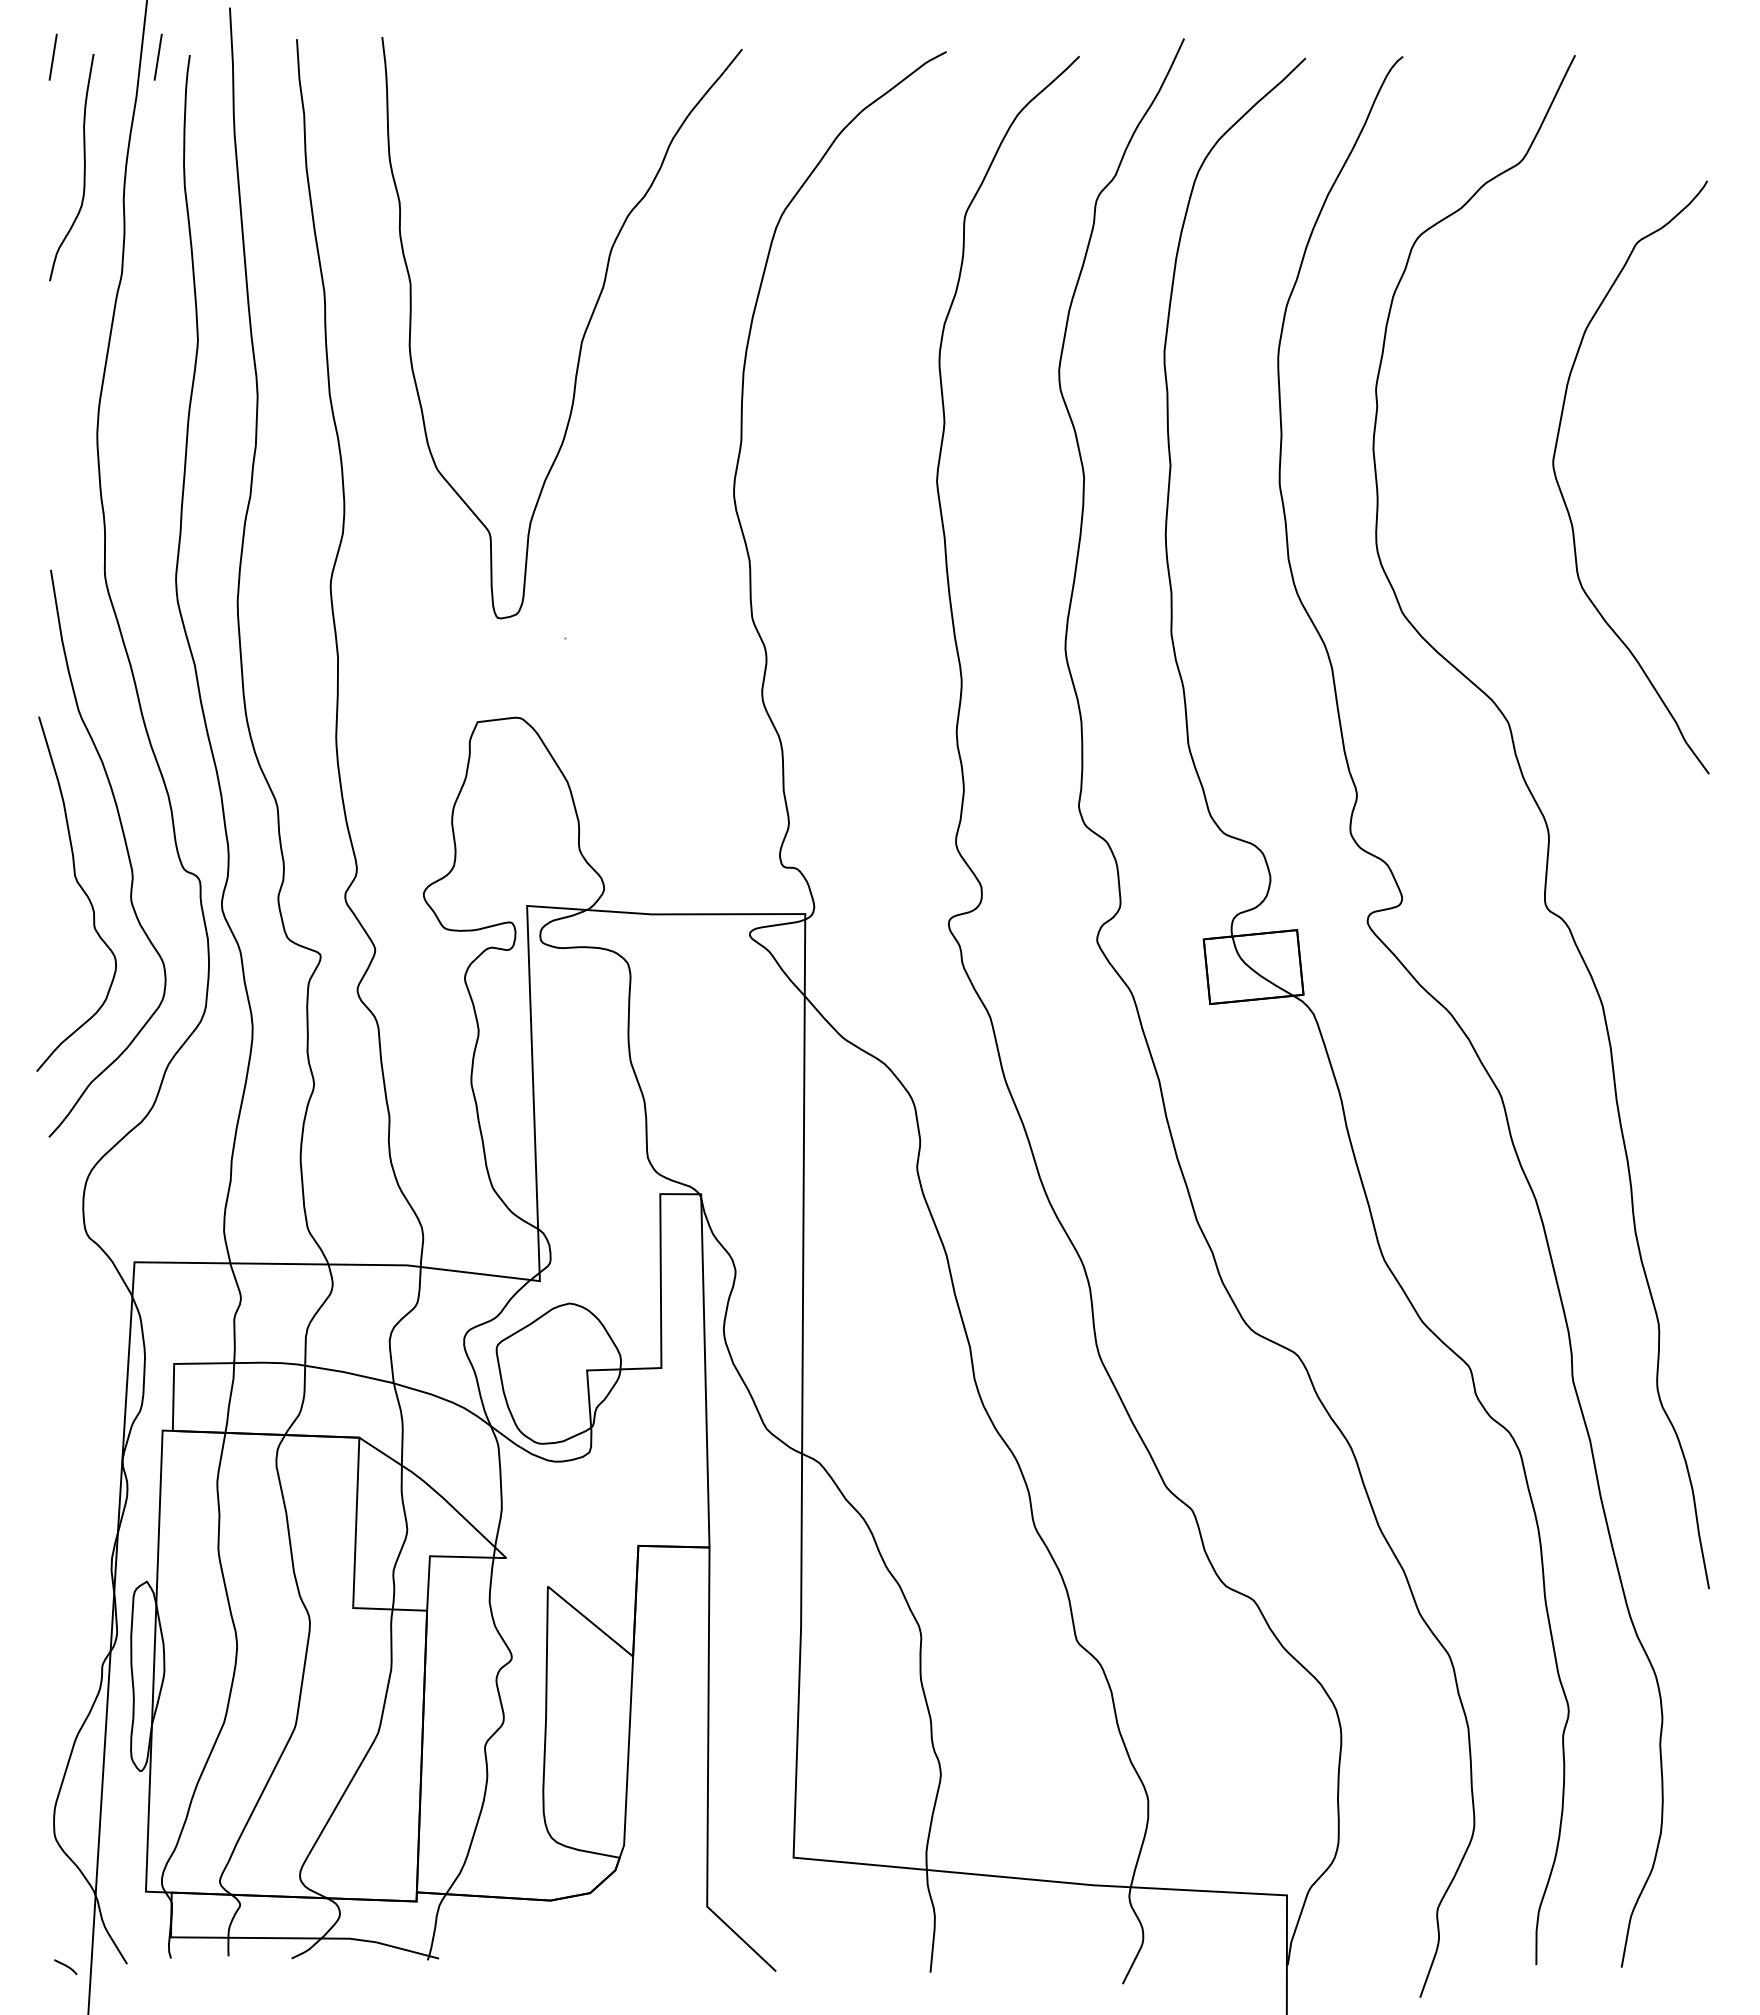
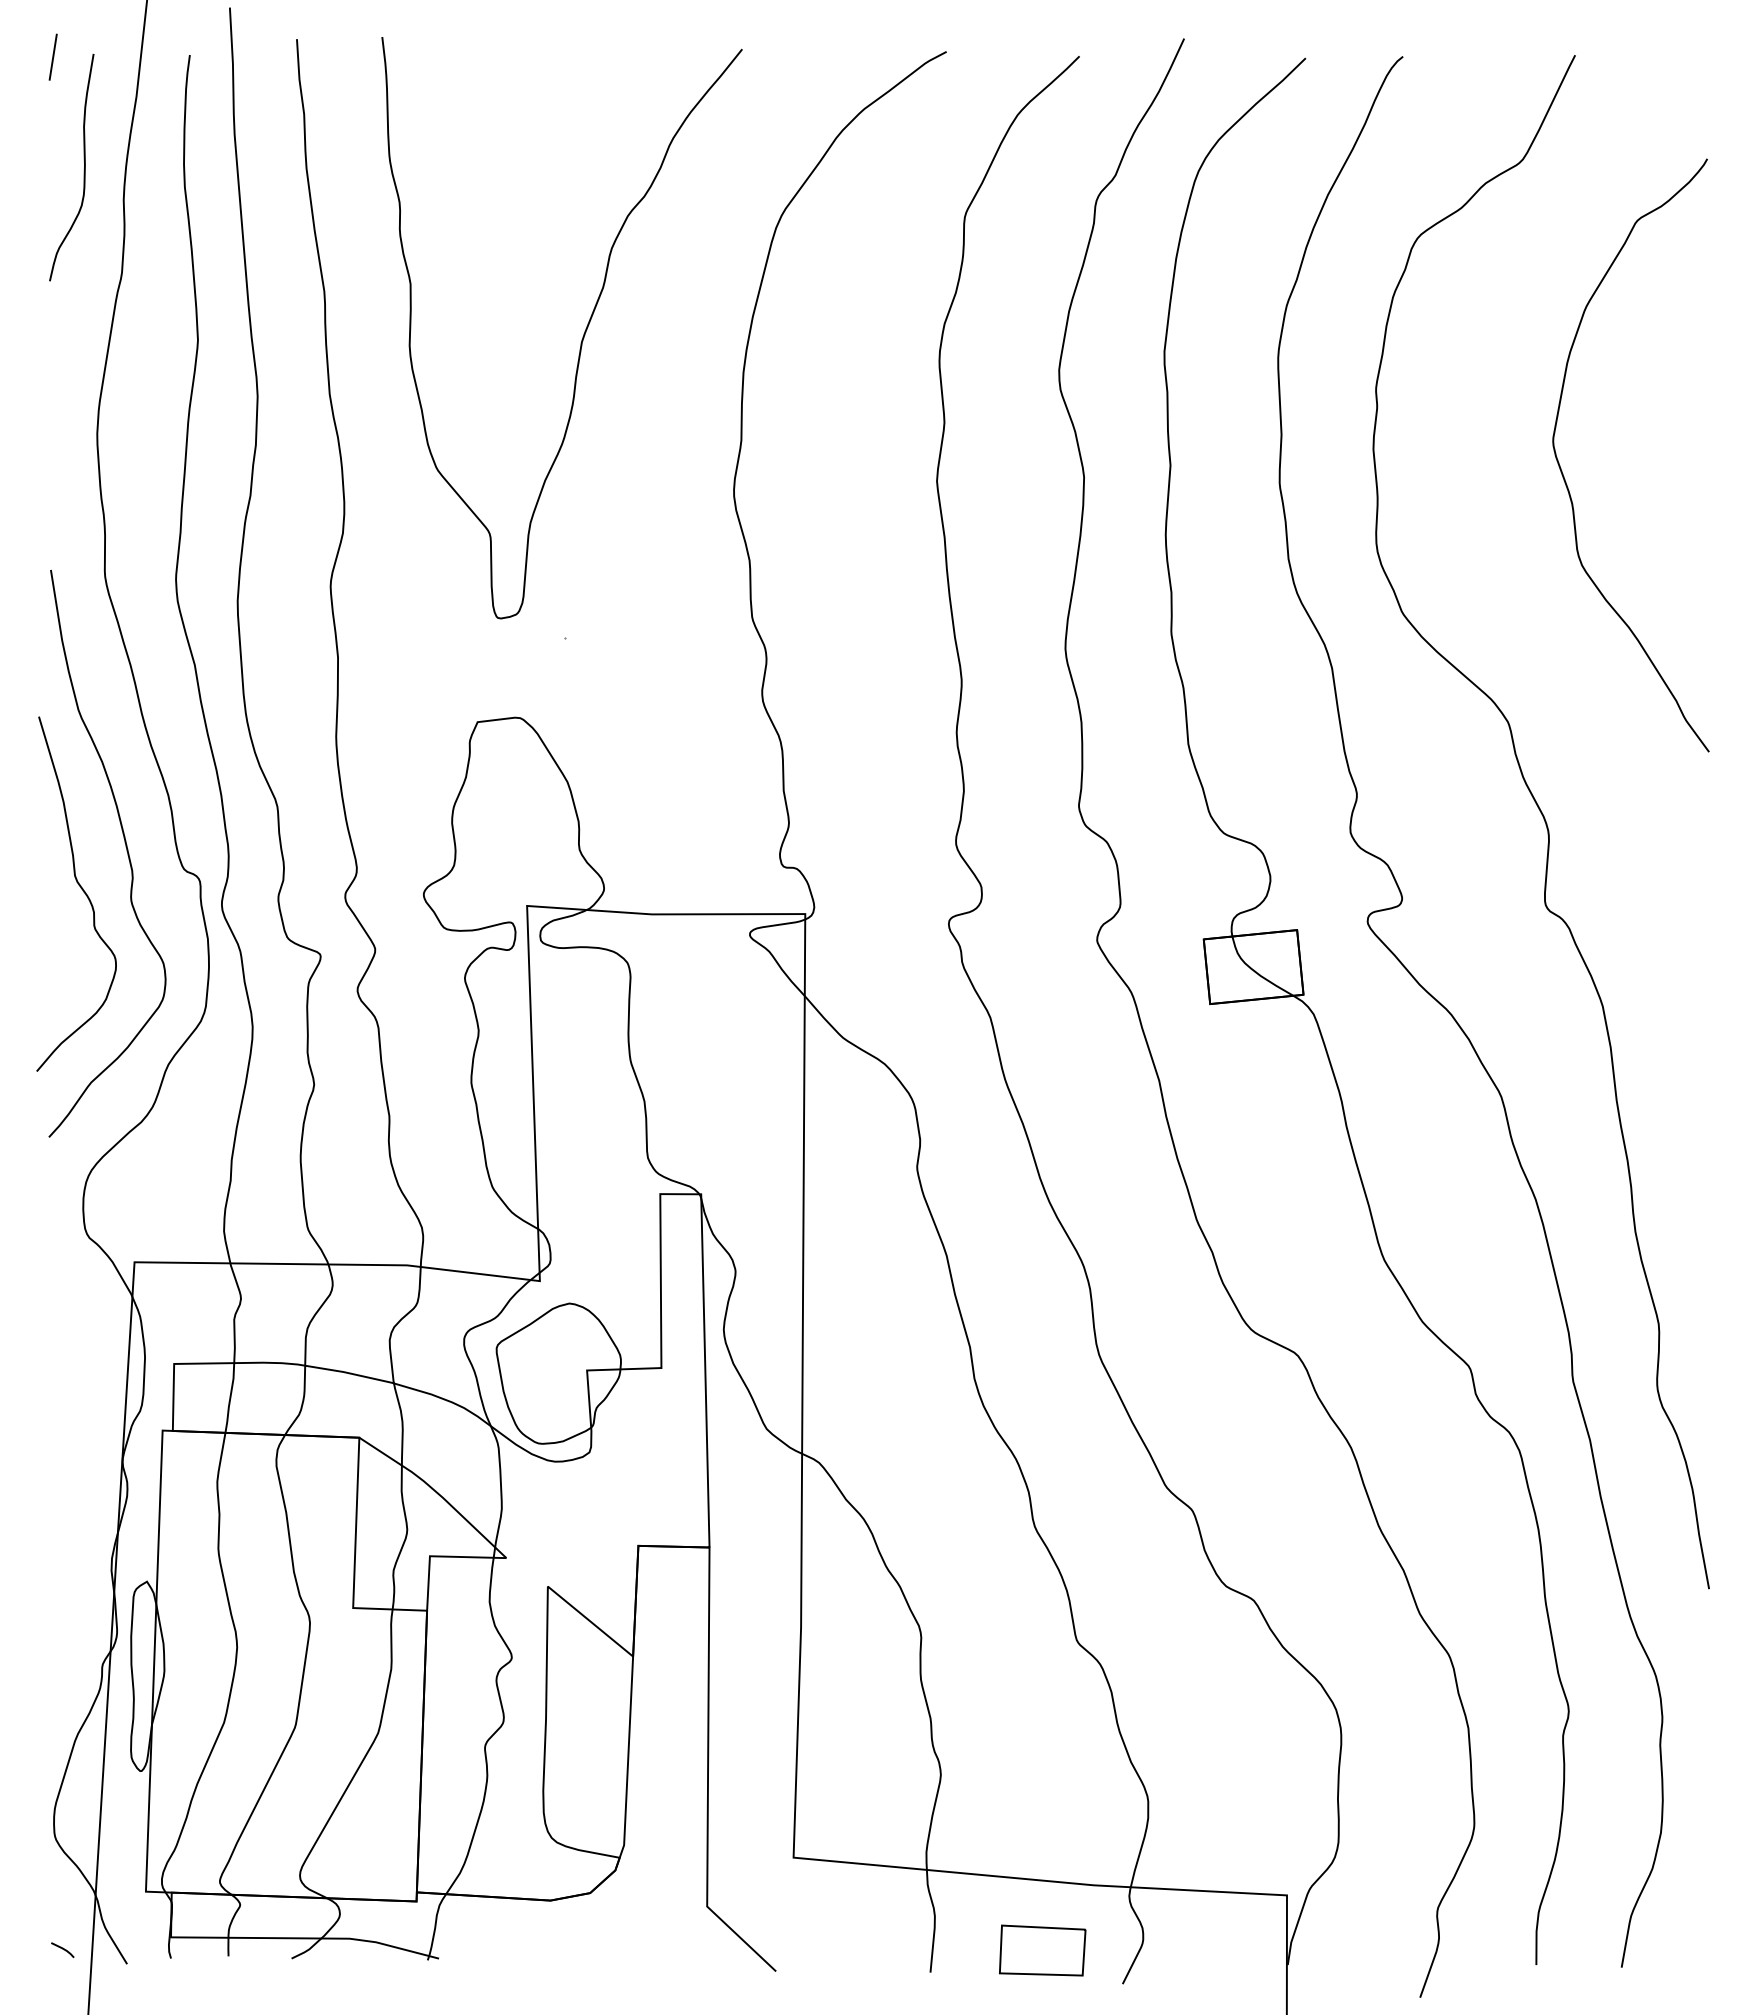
line: present -> none (157, 56)
curve position: (1564, 498) -> (1564, 476) (1564, 476)
part: none -> present (1042, 1950)
line position: (65, 1966) -> (62, 1949) (62, 1949)
